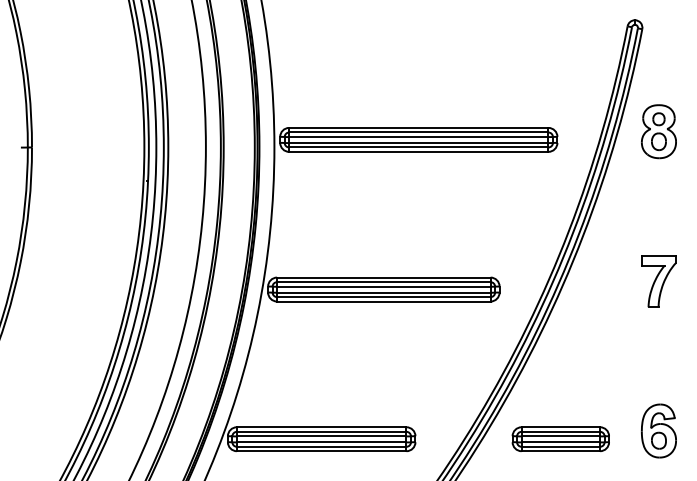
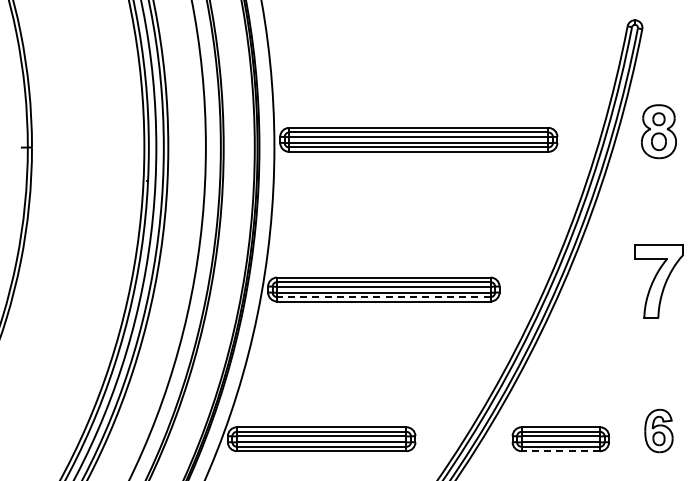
part size: 36x53 px -> 50x75 px (658, 281)
line: solid -> dashed (383, 297)
part size: 36x56 px -> 30x46 px (658, 430)
line: solid -> dashed (560, 451)
